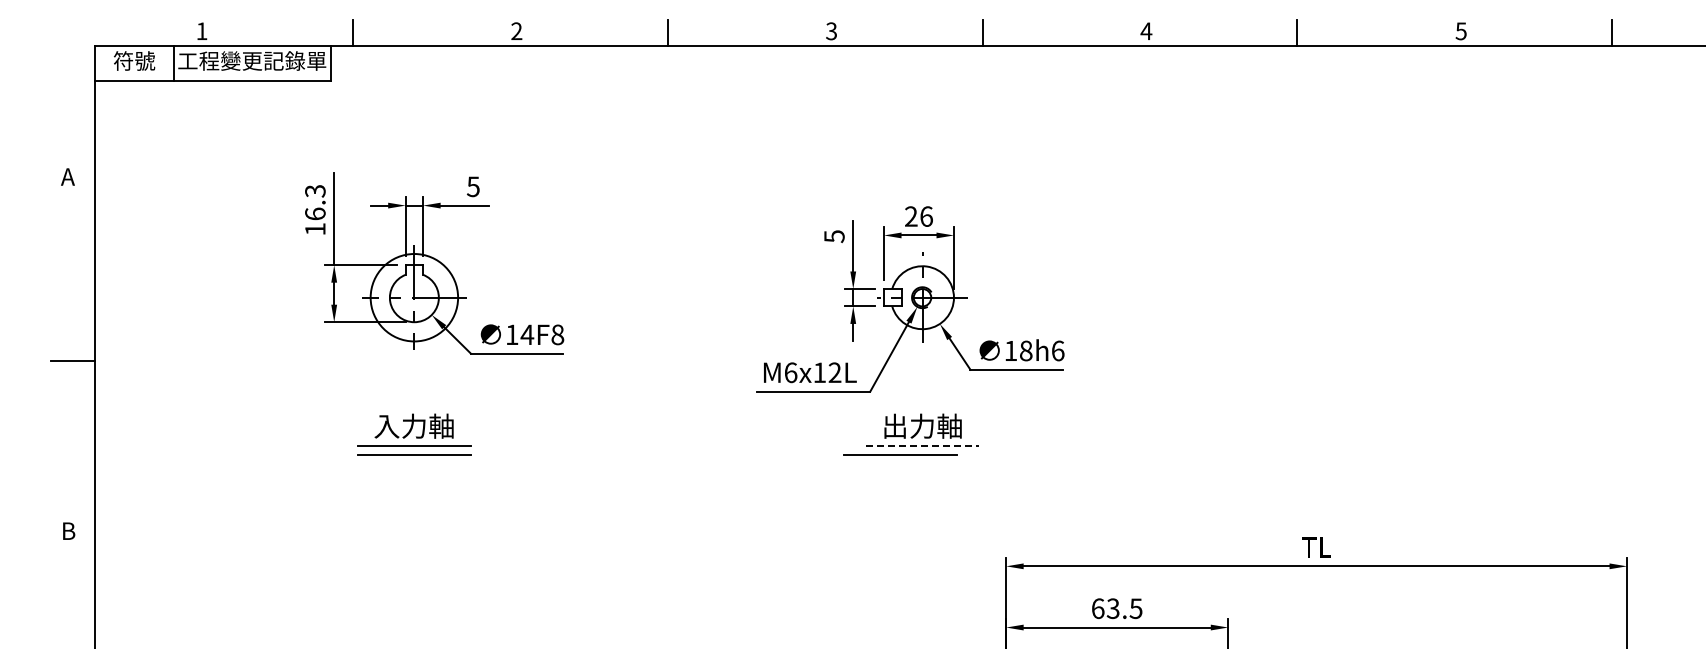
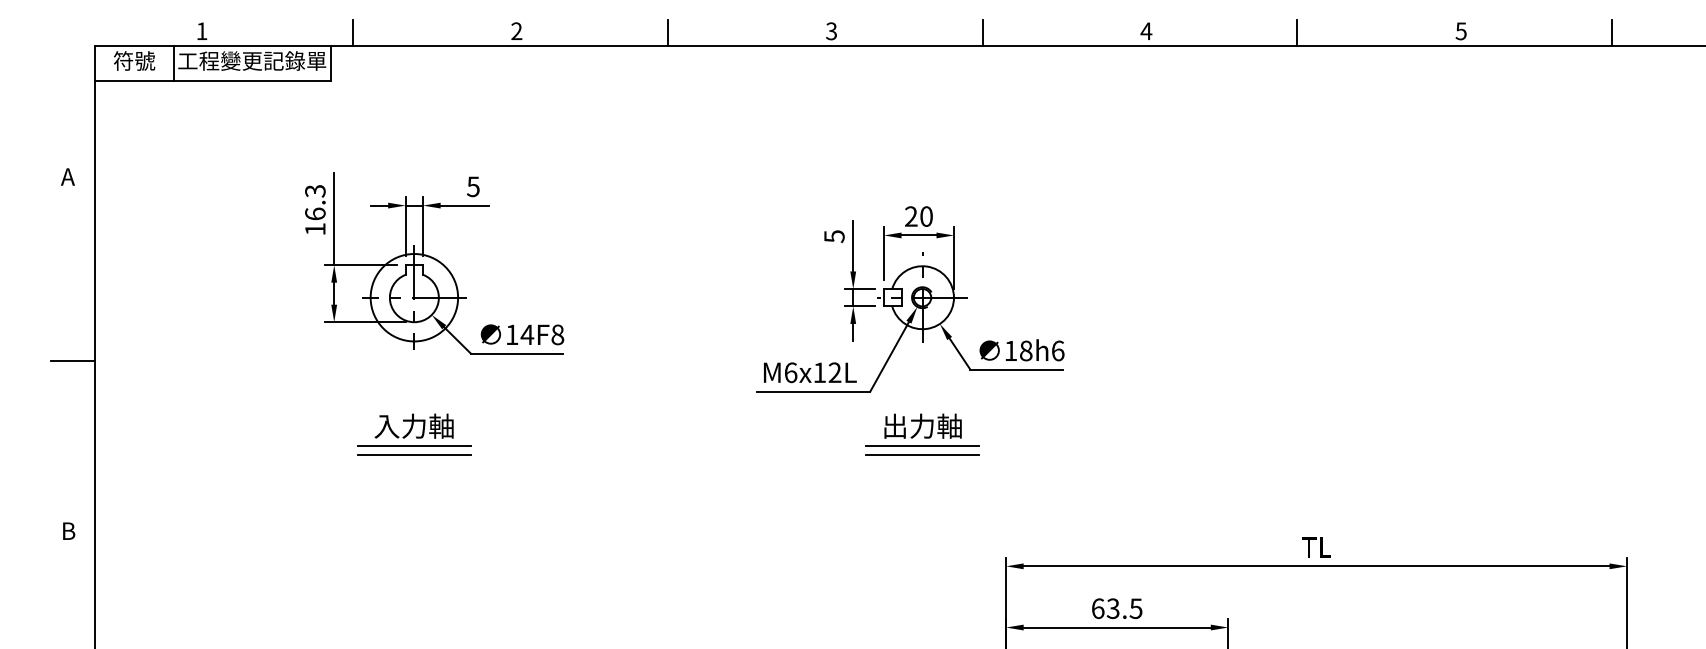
text: 26 -> 20 (926, 216)
line: dashed -> solid (922, 446)
line position: (900, 454) -> (922, 454) (922, 454)
